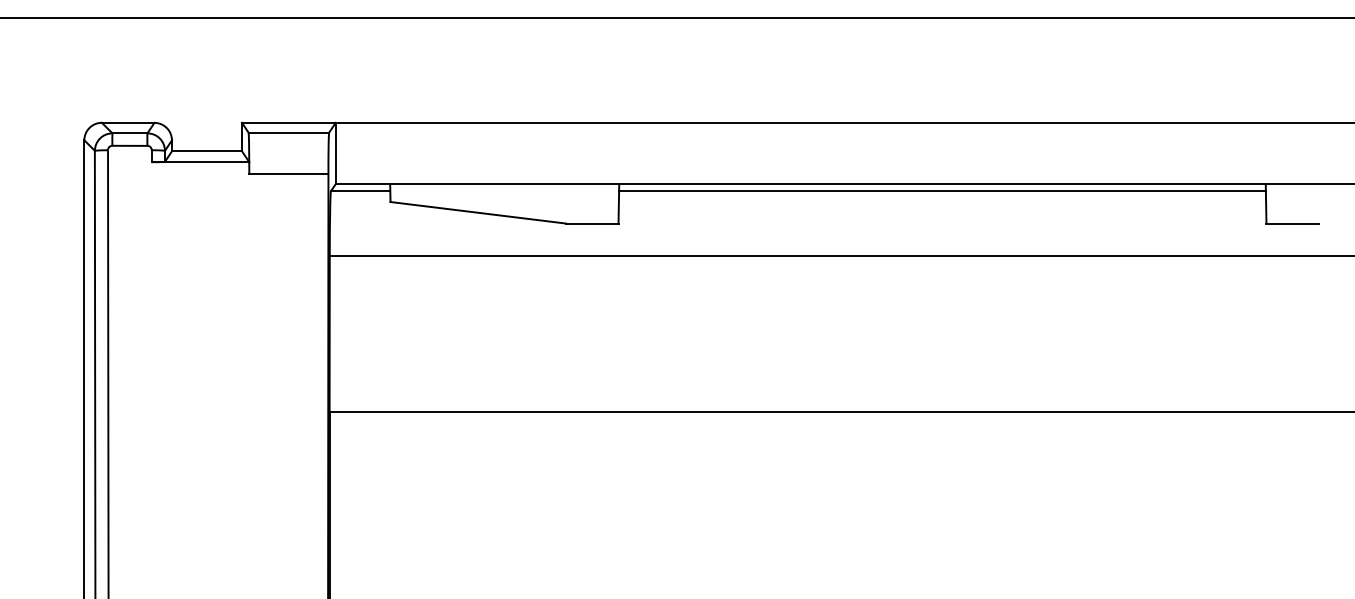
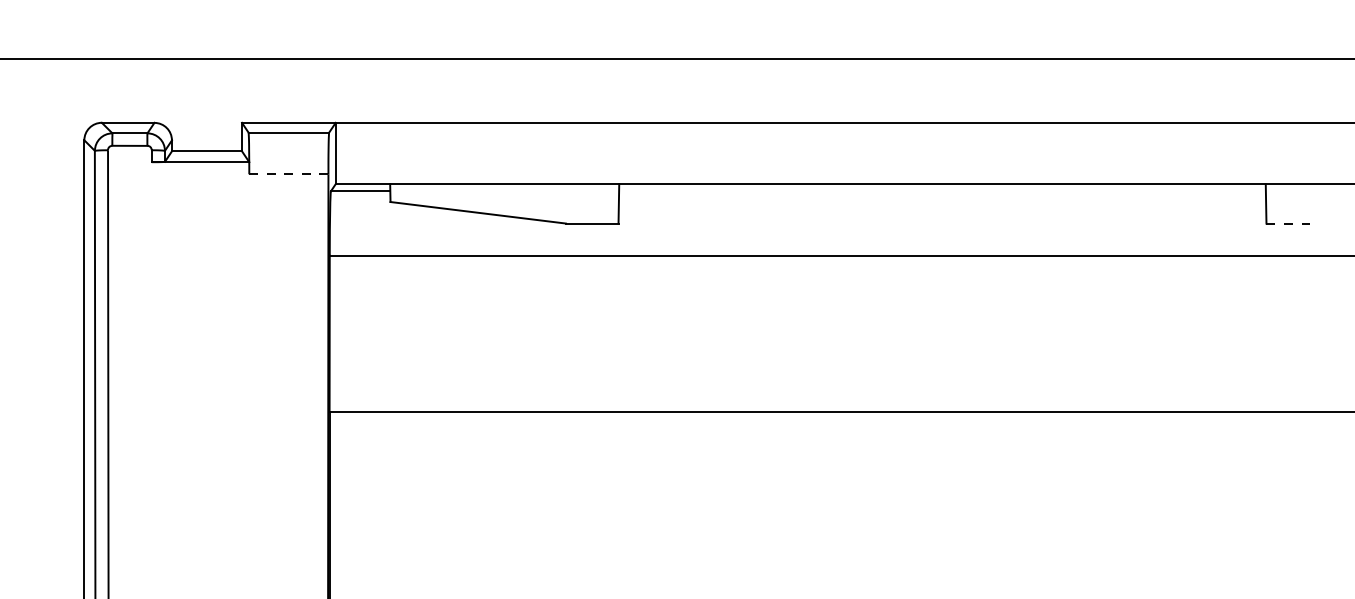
line position: (676, 17) -> (676, 58) (676, 58)
line: solid -> dashed (288, 174)
line: present -> none (942, 191)
line: solid -> dashed (1293, 223)
